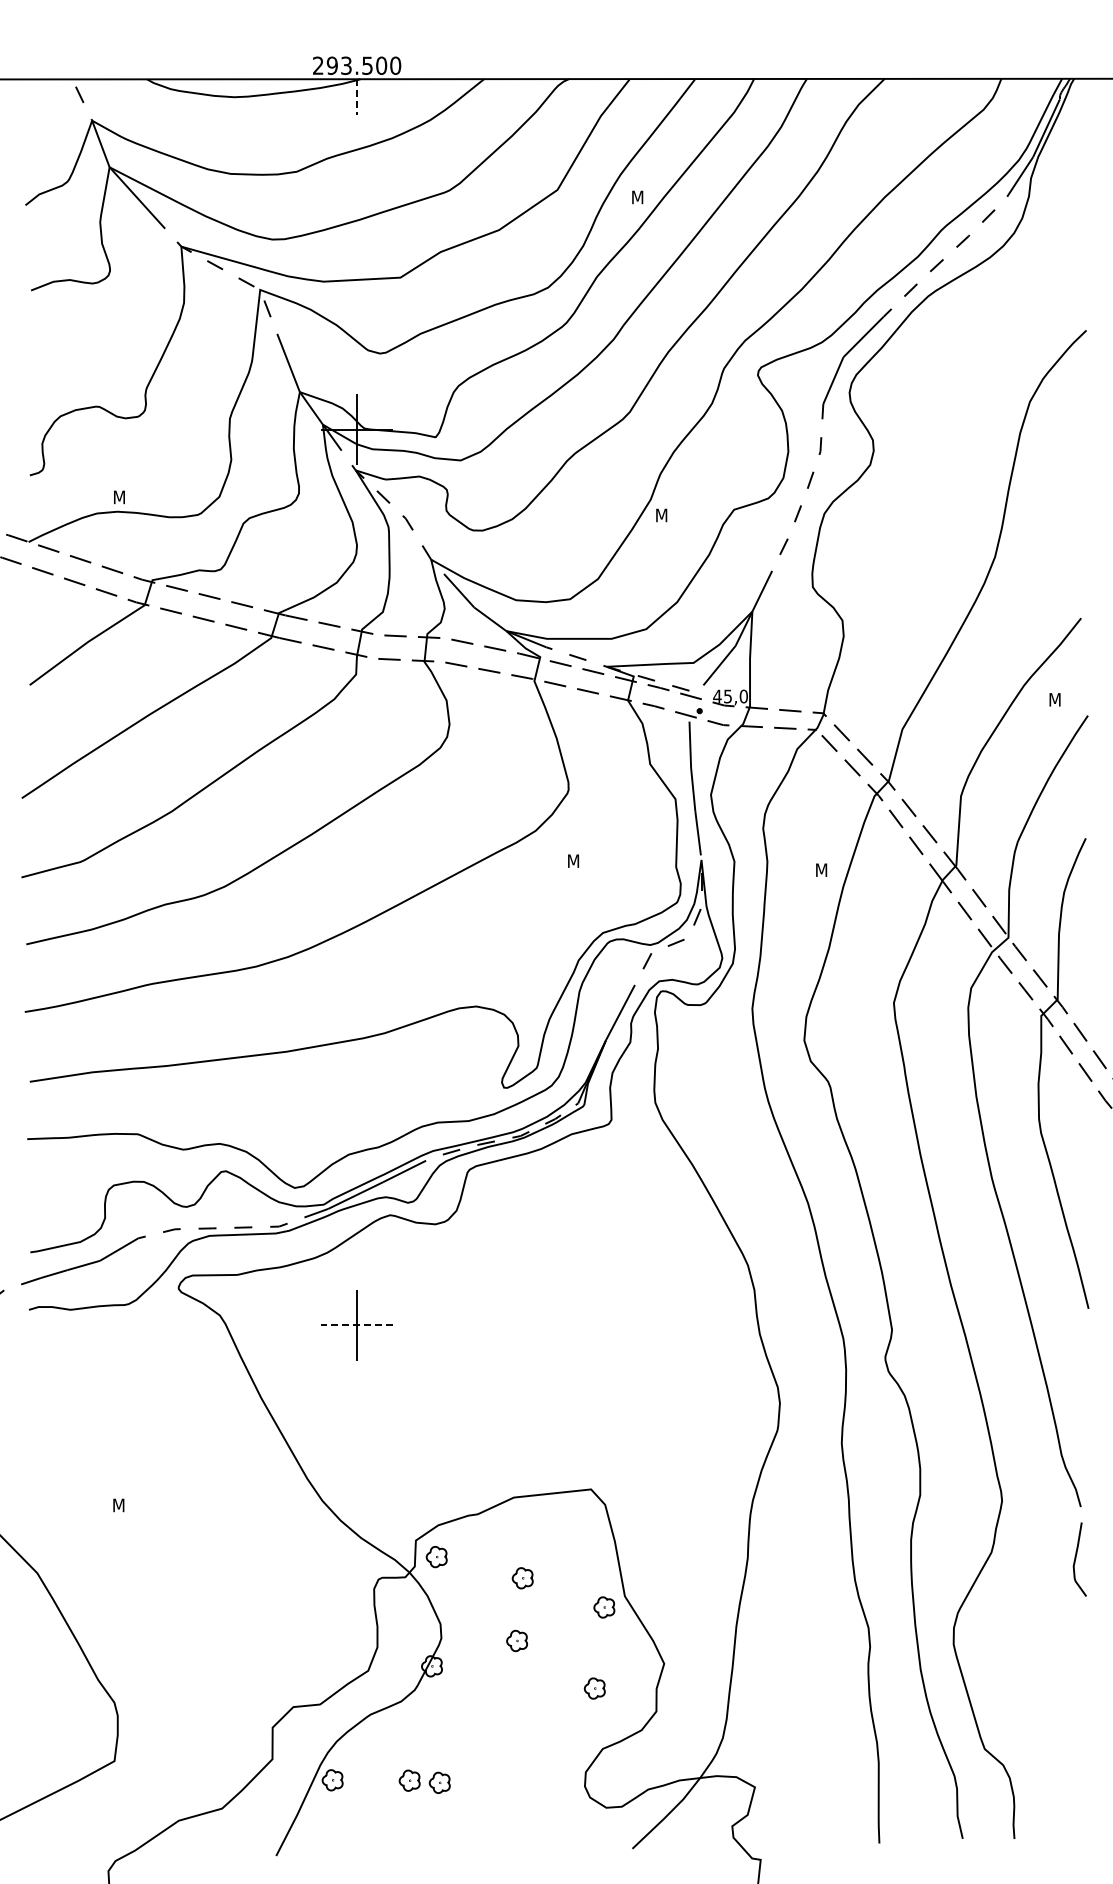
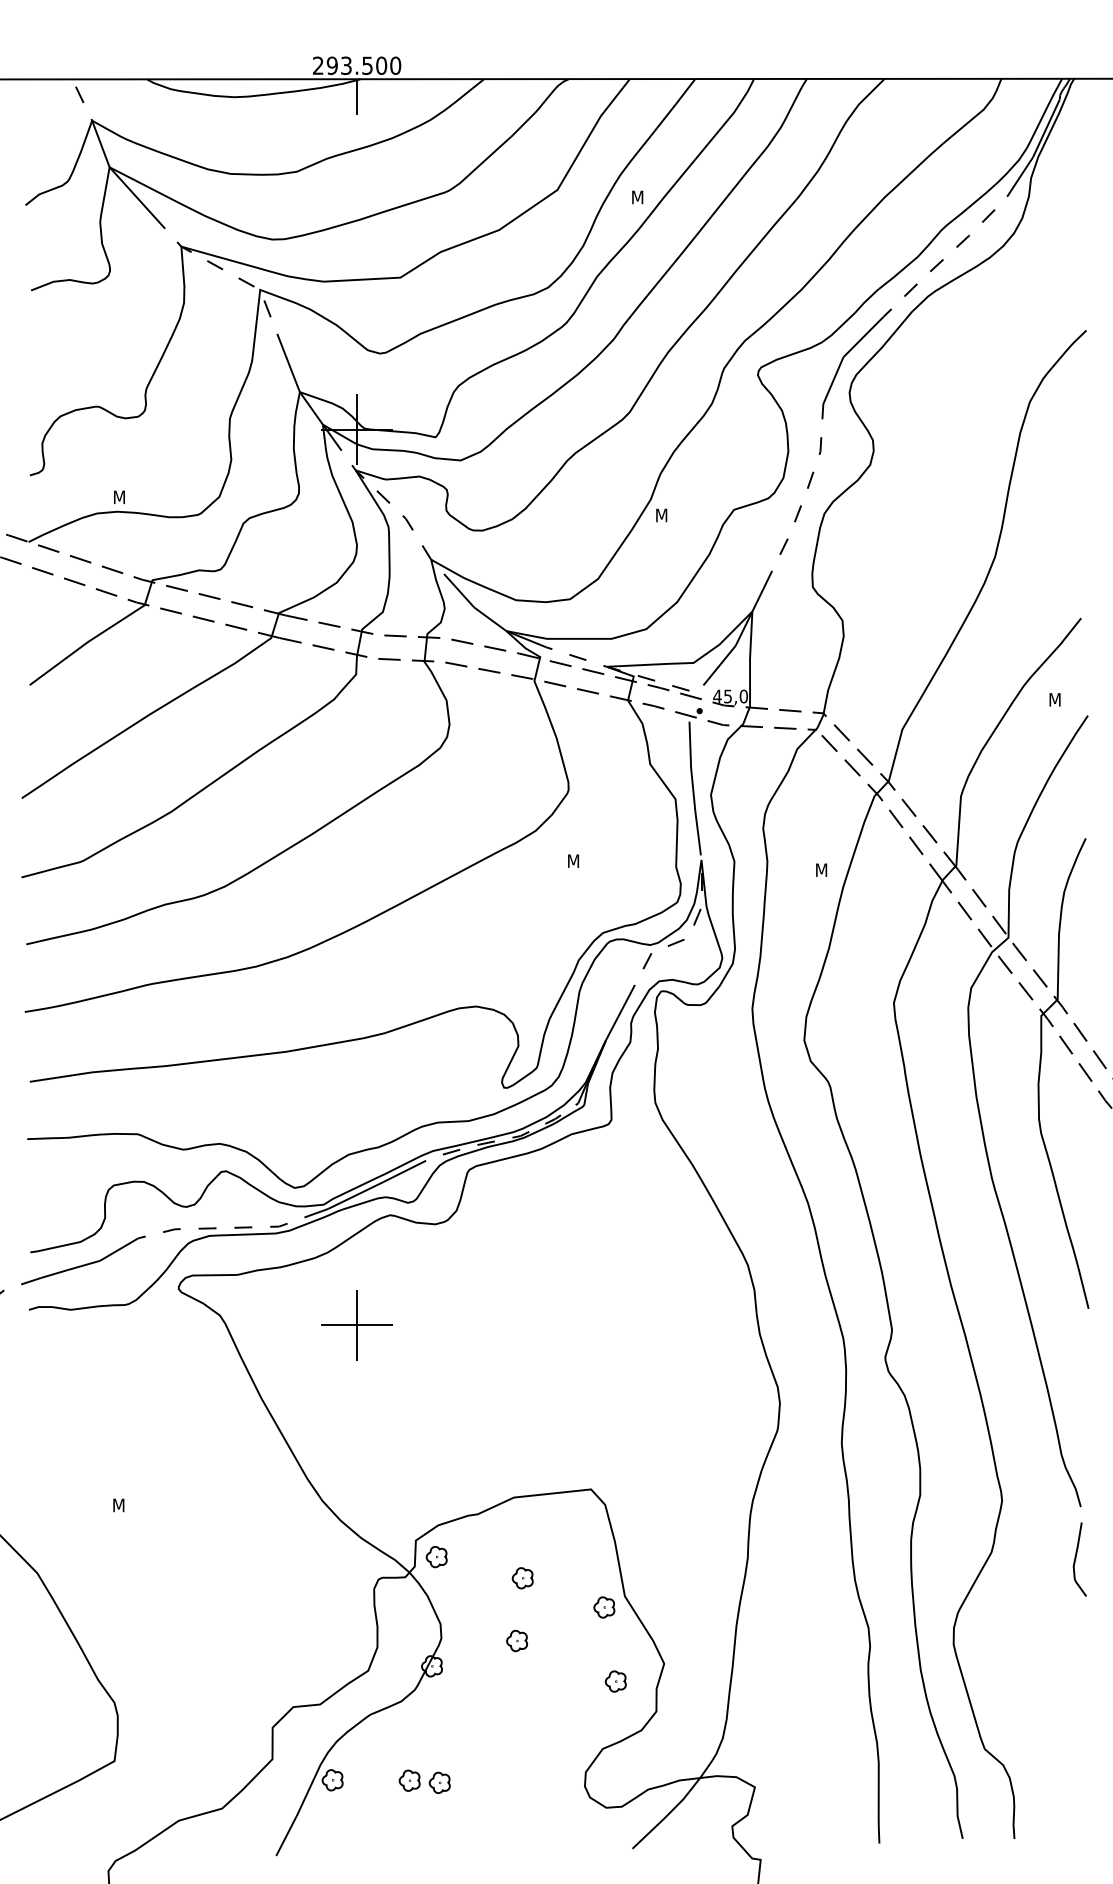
line: dashed -> solid (357, 97)
line: dashed -> solid (357, 1325)
part position: (594, 1688) -> (615, 1681) (615, 1681)
